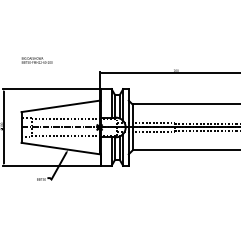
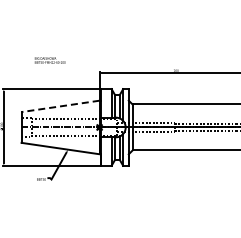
text position: (36, 60) -> (49, 60) (49, 60)
line: solid -> dashed (60, 106)
